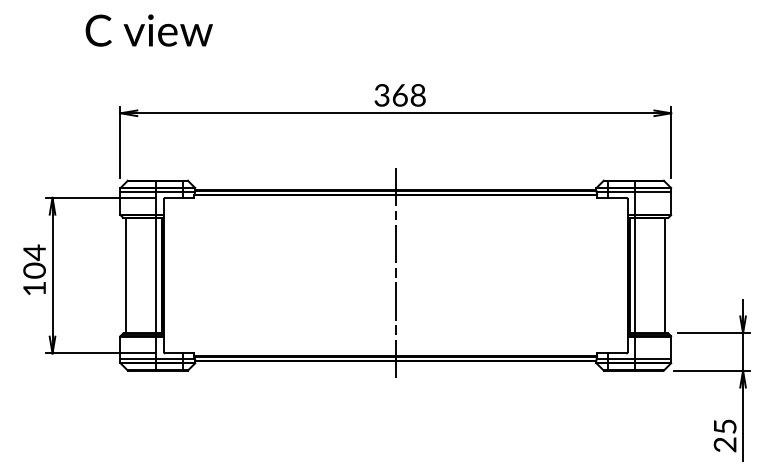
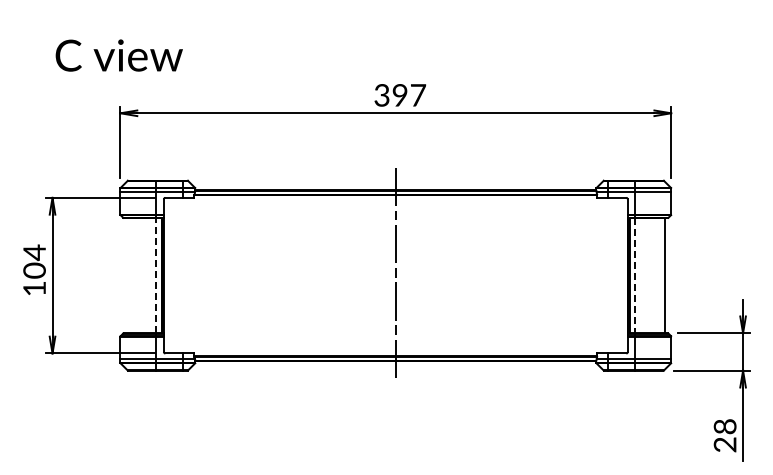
text position: (148, 30) -> (118, 55) (118, 55)
text: 368 -> 397 (409, 95)
line: present -> none (126, 275)
line: solid -> dashed (156, 275)
line: solid -> dashed (635, 275)
text: 25 -> 28 (724, 426)
